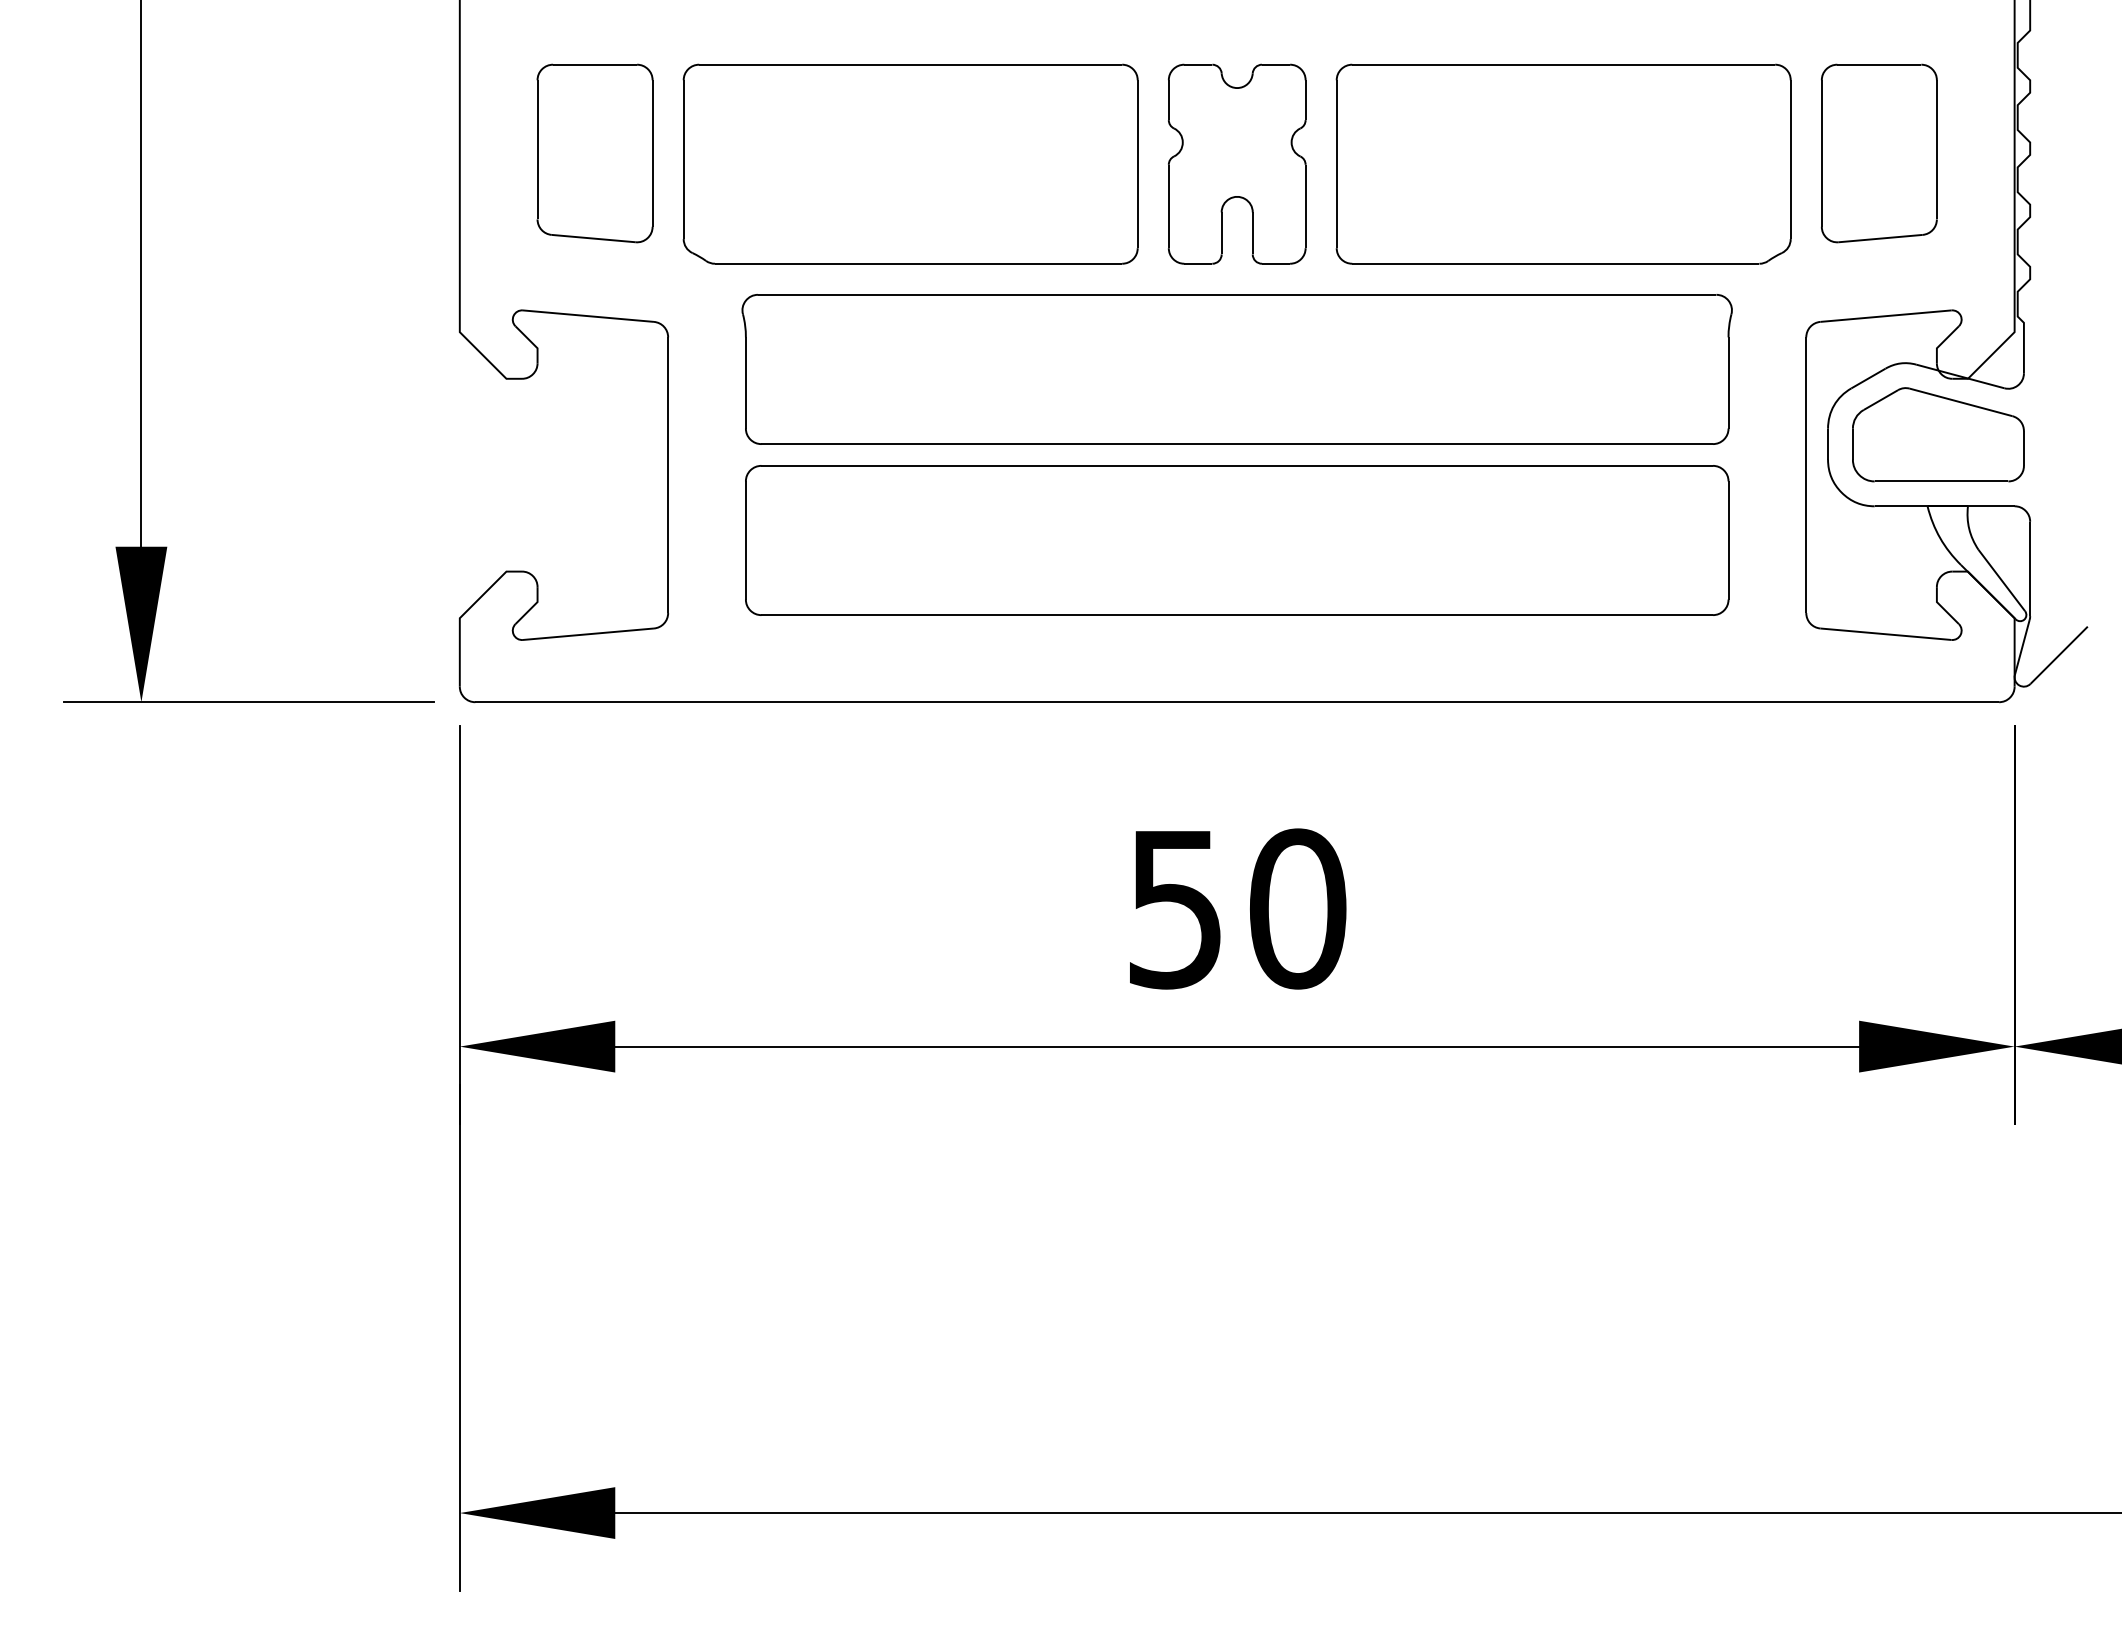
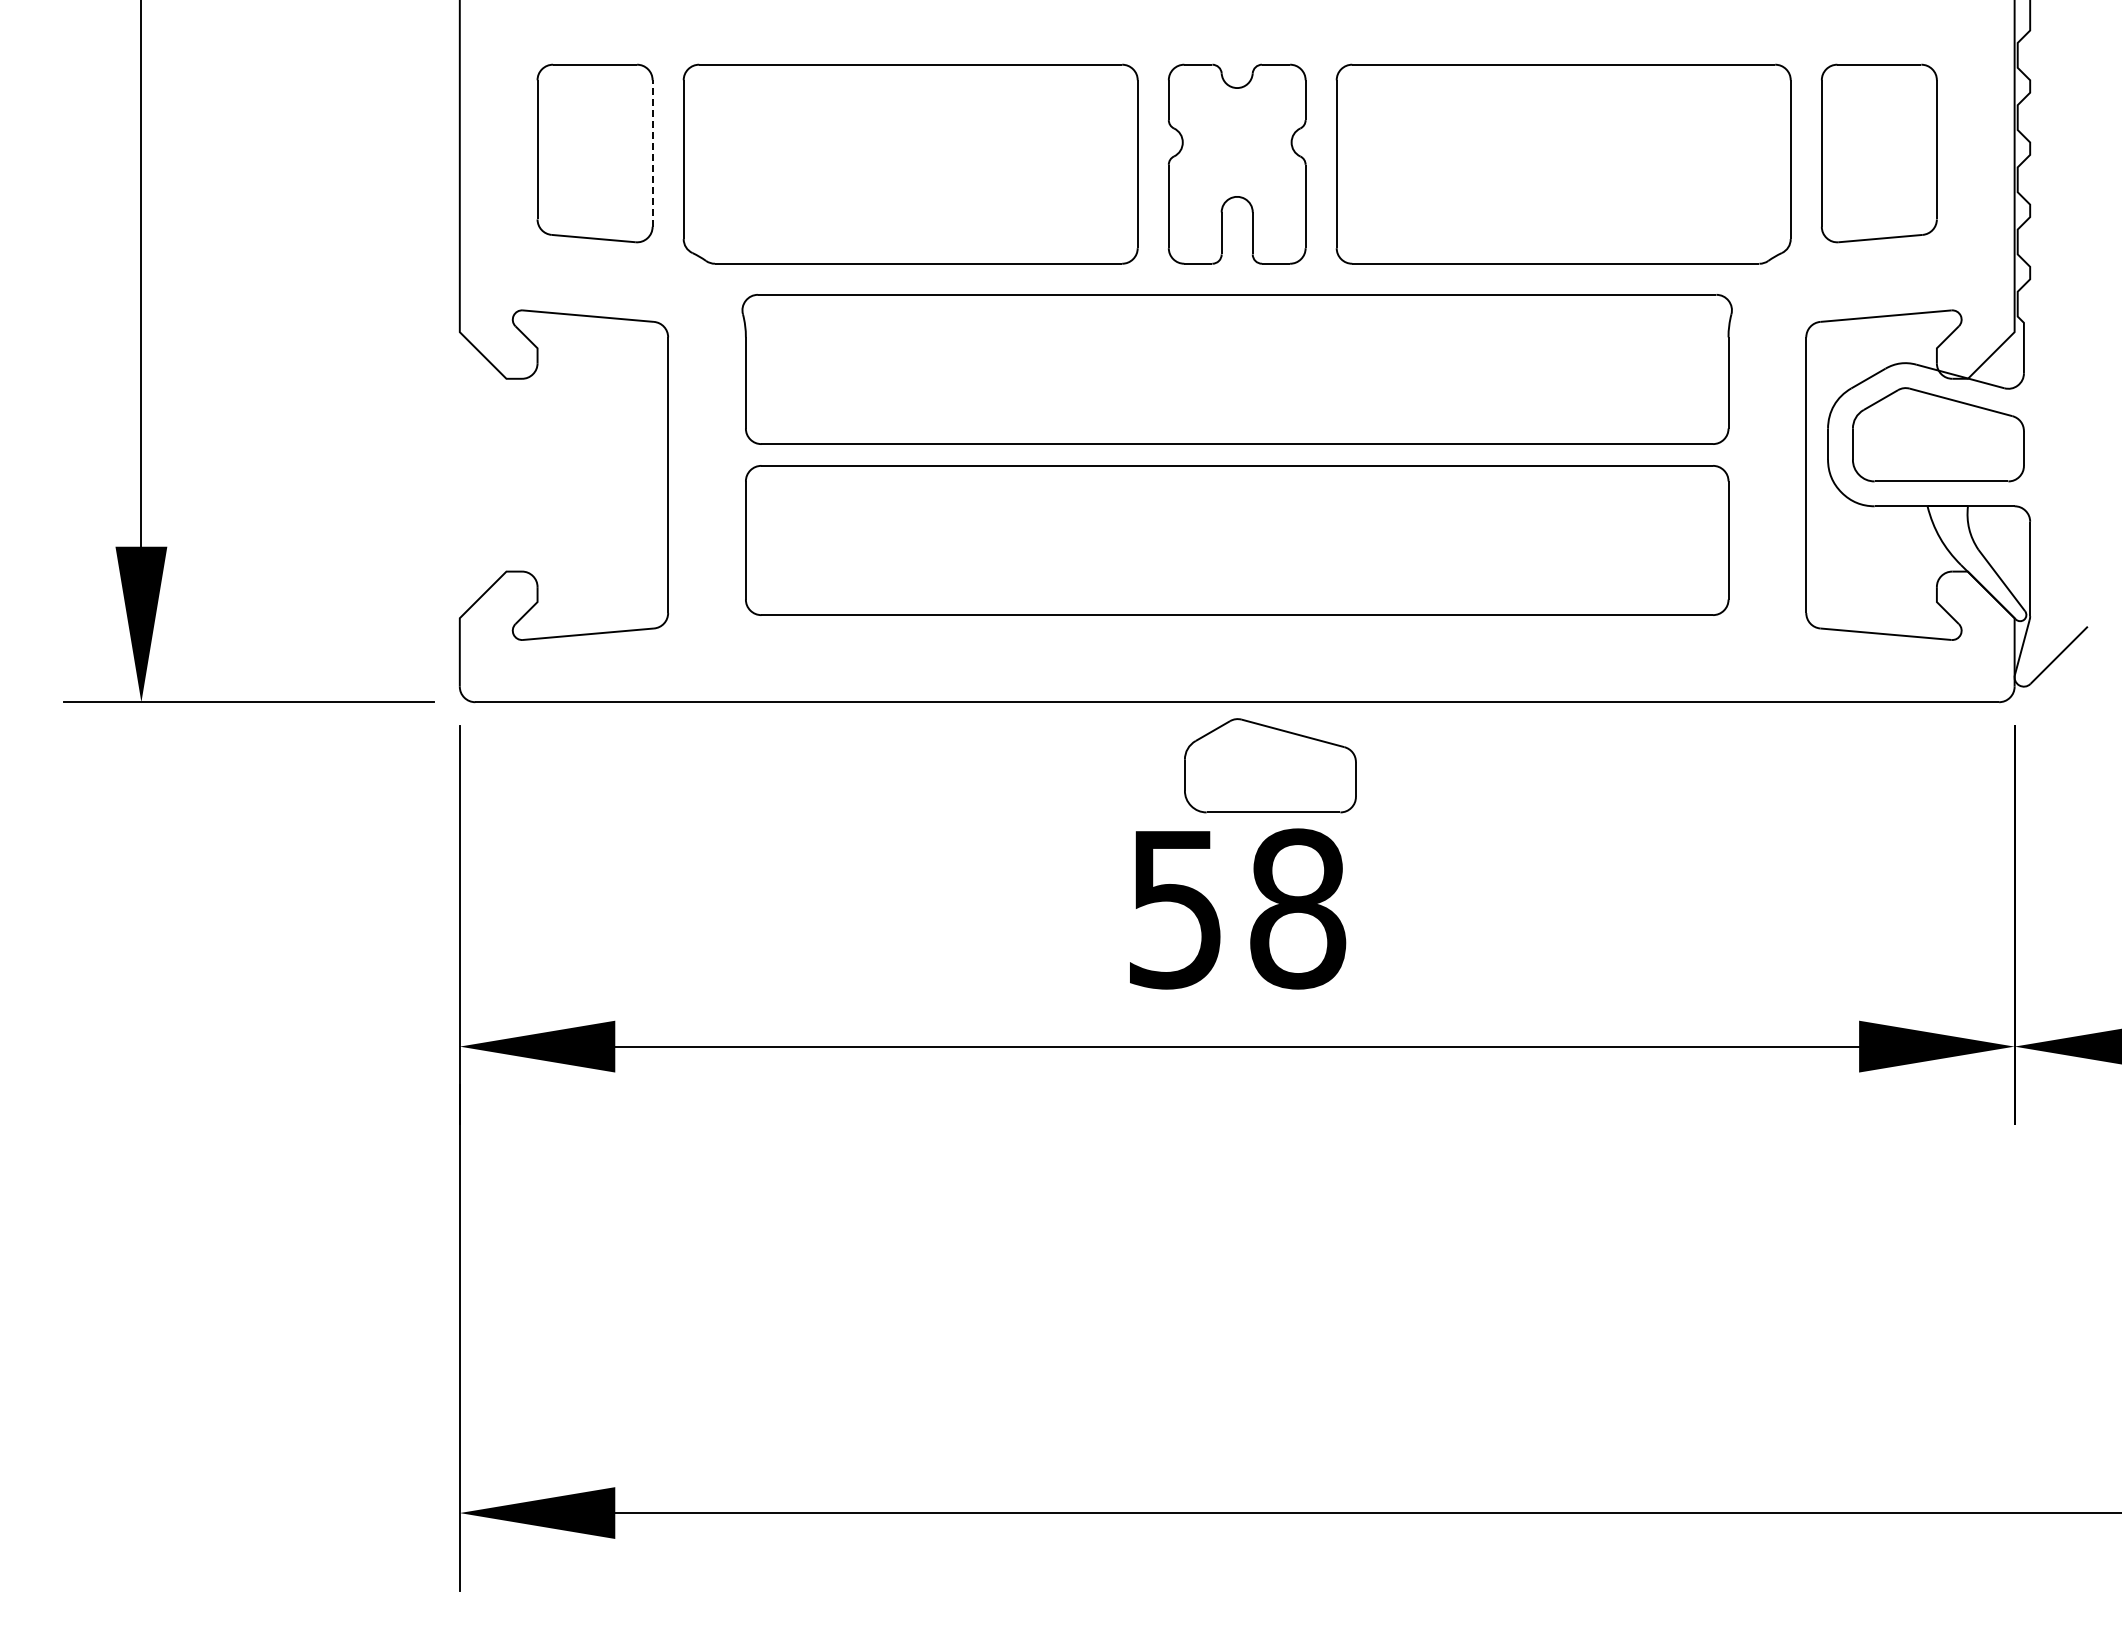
line: solid -> dashed (652, 153)
part: none -> present (1270, 765)
text: 50 -> 58 (1298, 908)
